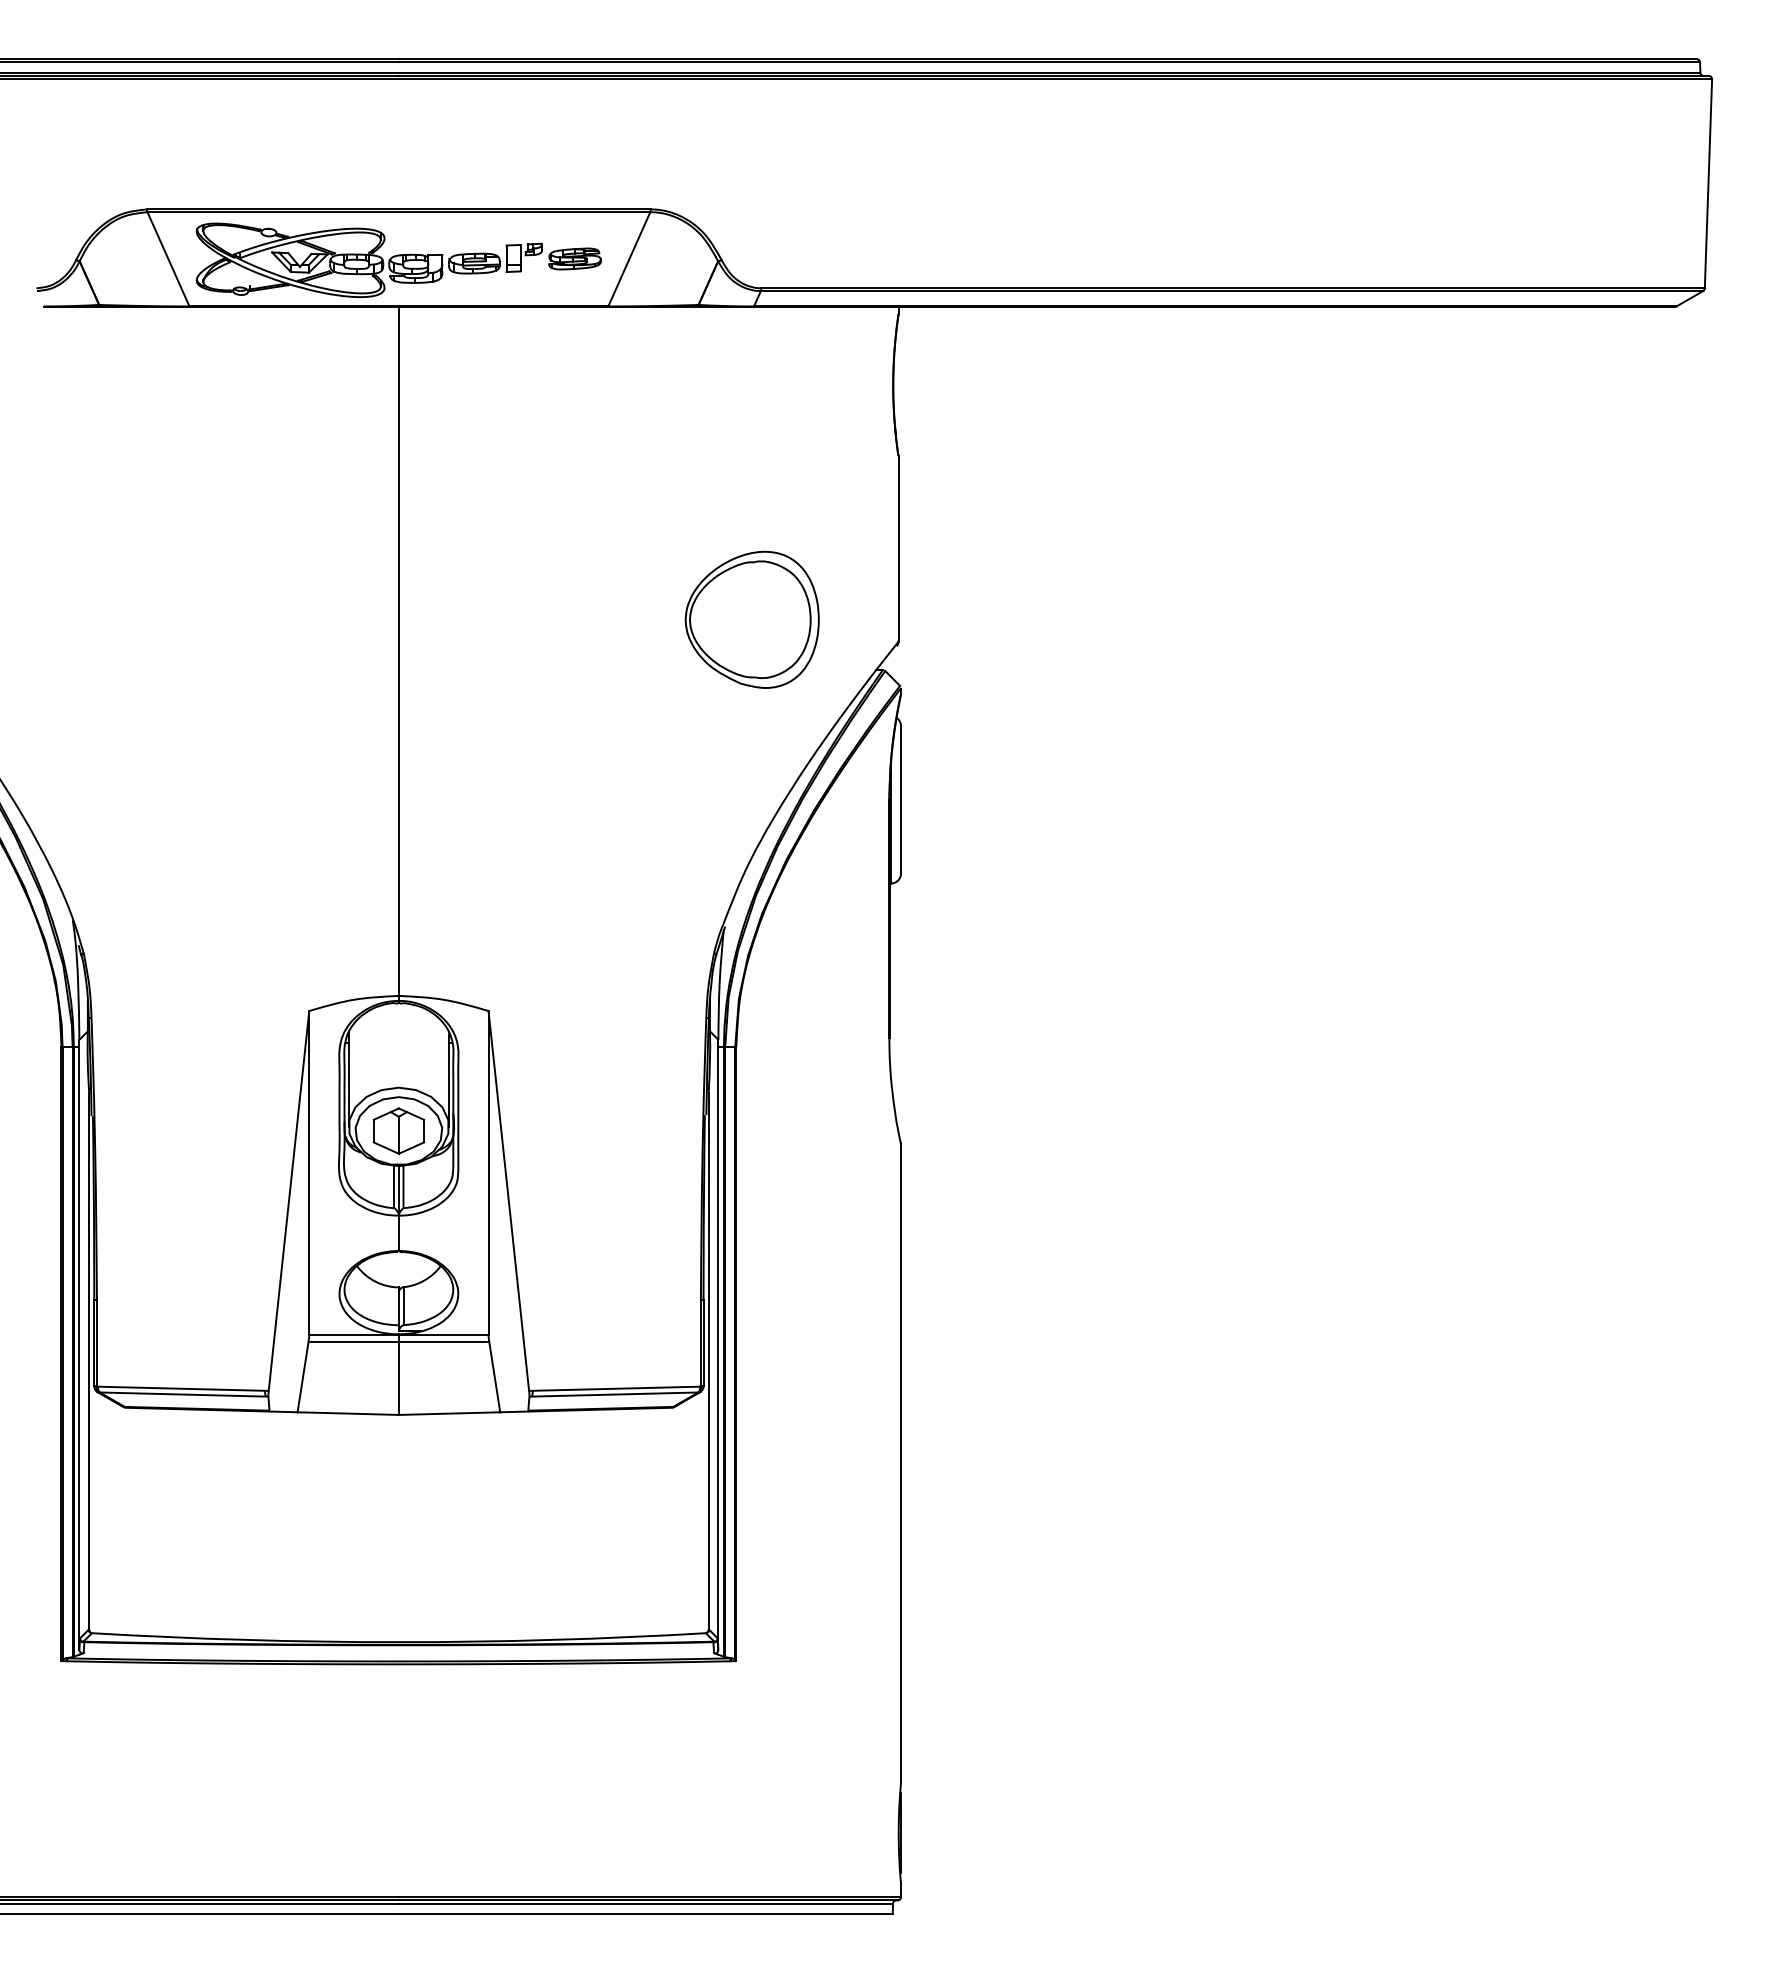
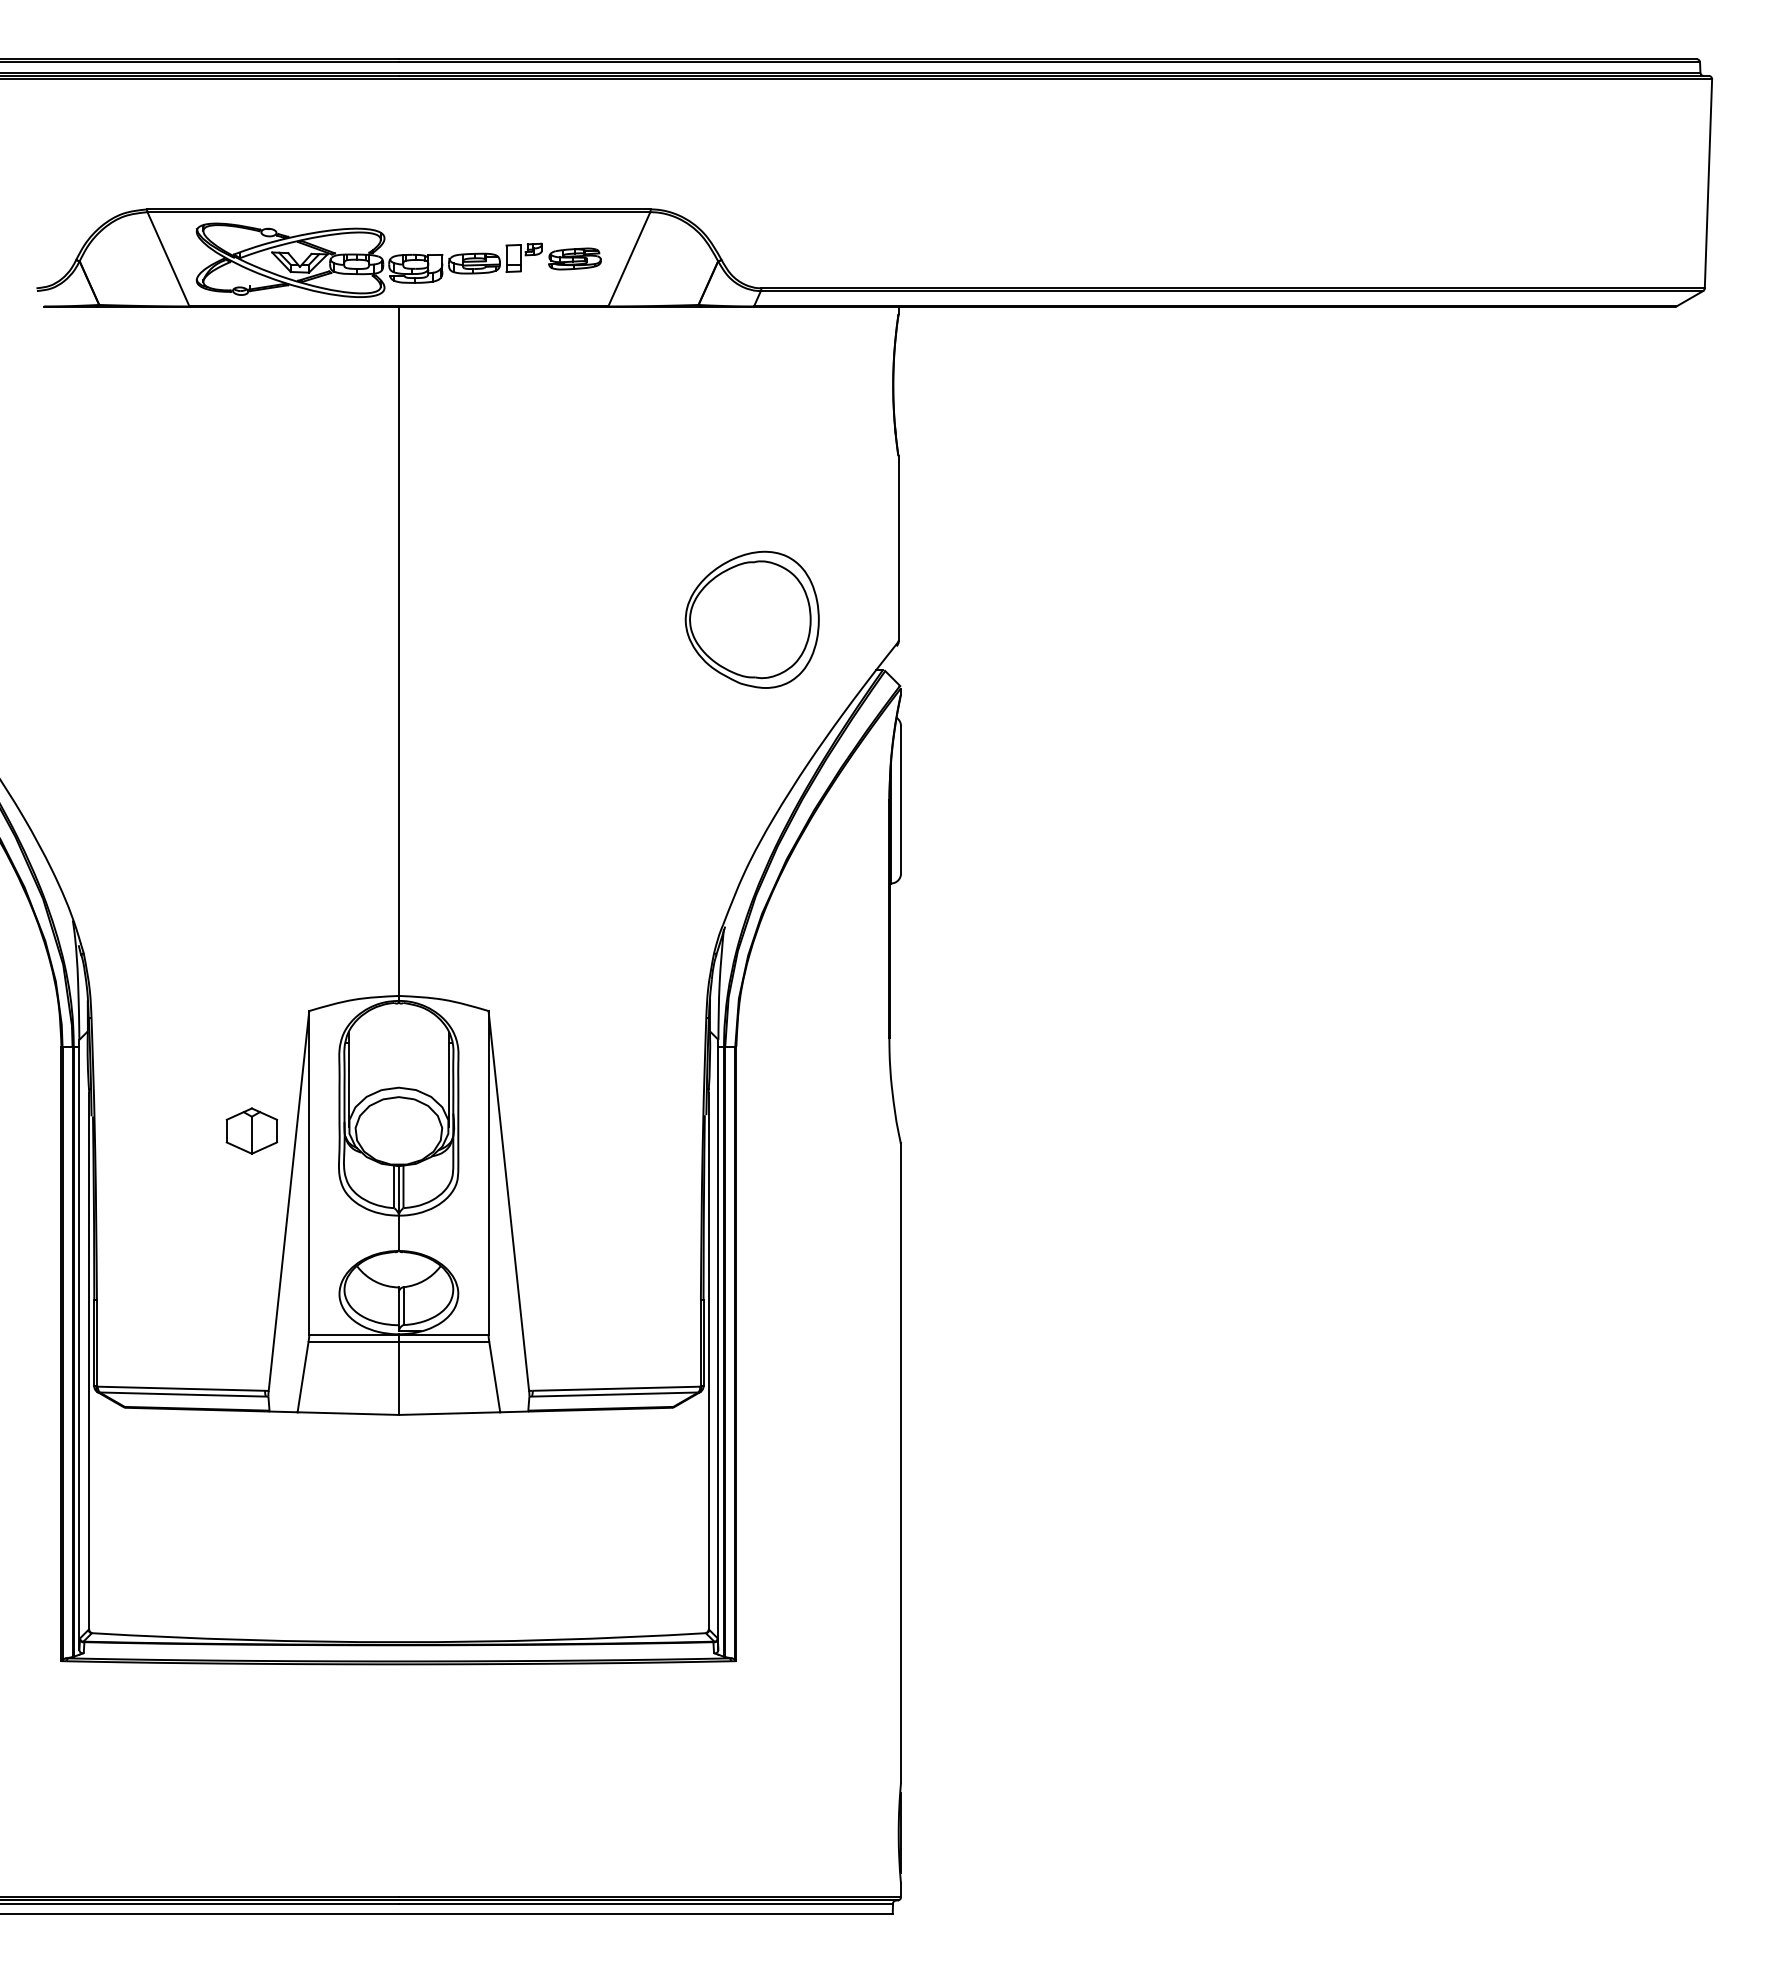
part position: (398, 1130) -> (251, 1130) (251, 1130)
